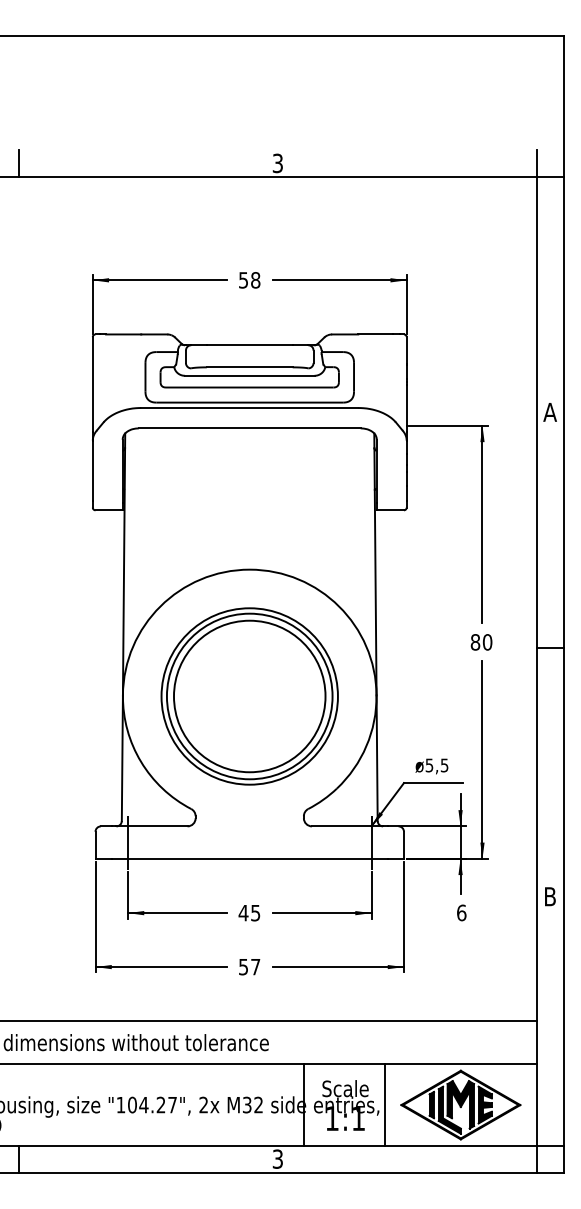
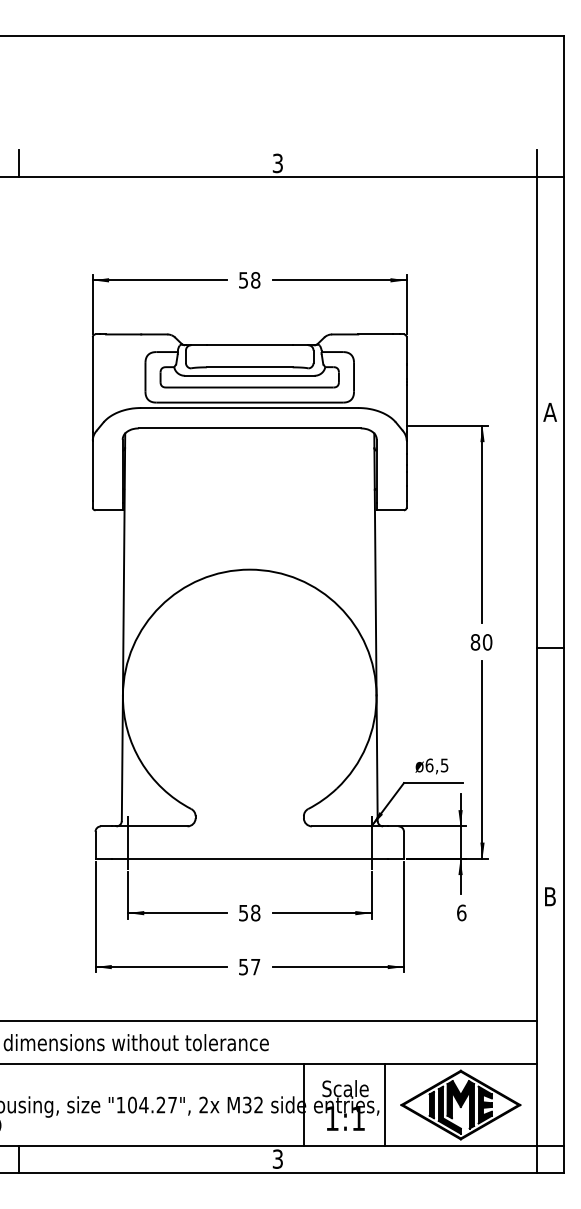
part: present -> none (249, 696)
text: ø5,5 -> ø6,5 (429, 765)
text: 45 -> 58 (249, 912)
